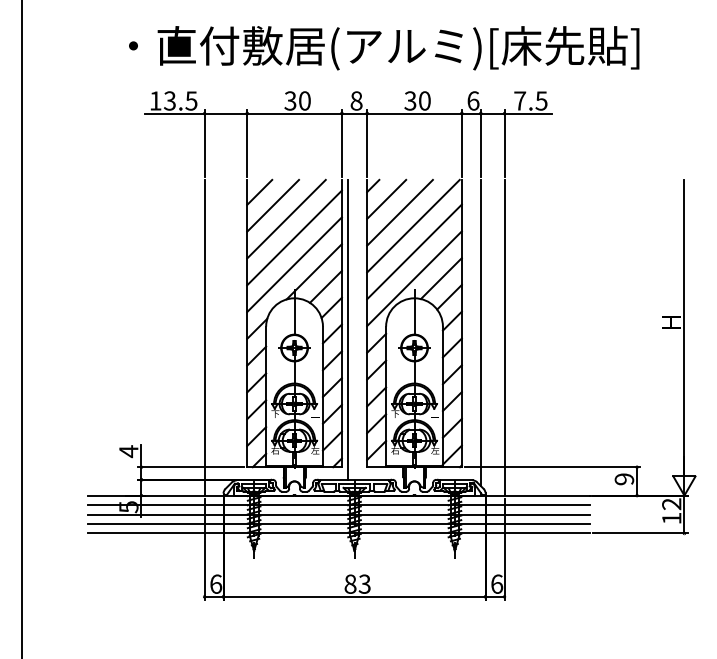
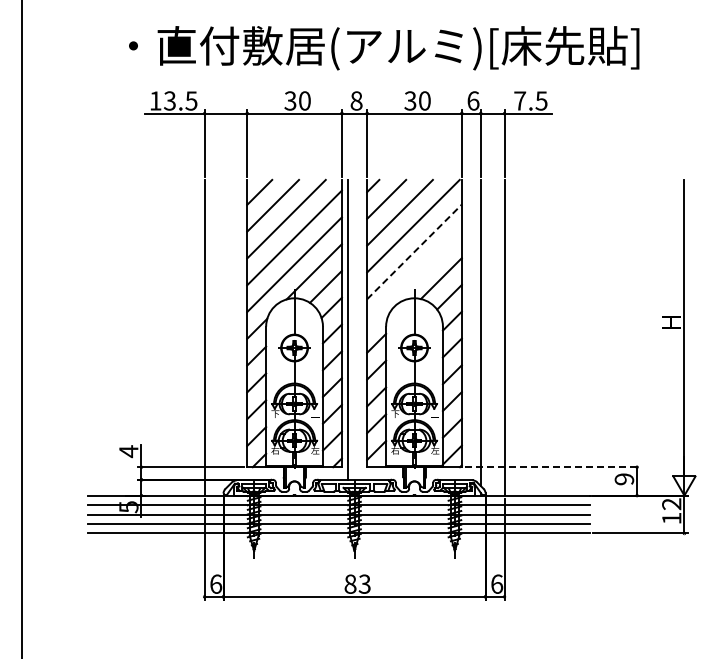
line: solid -> dashed (414, 251)
line: present -> none (414, 278)
line: solid -> dashed (552, 467)
